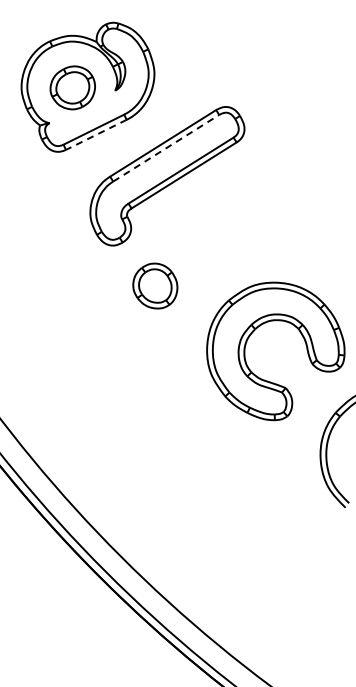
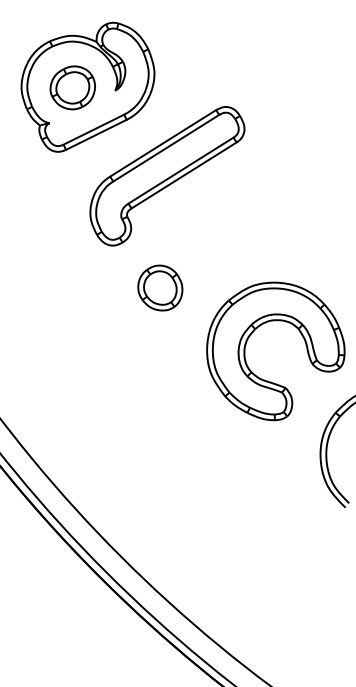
line: dashed -> solid (96, 134)
line: dashed -> solid (166, 148)
part position: (155, 285) -> (160, 287) (160, 287)
